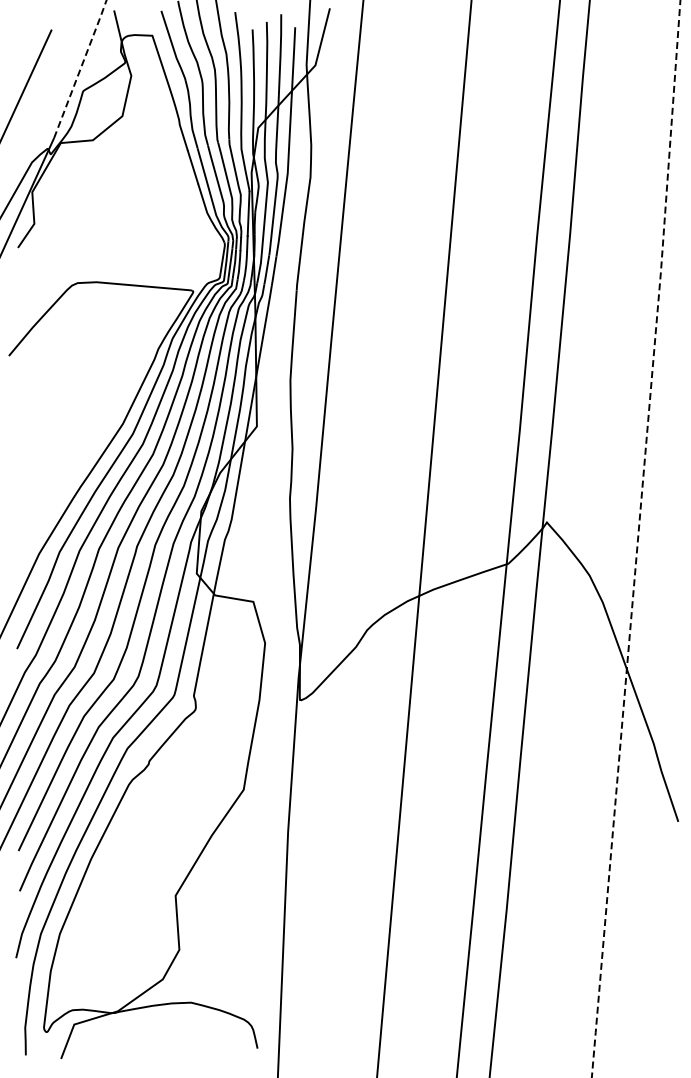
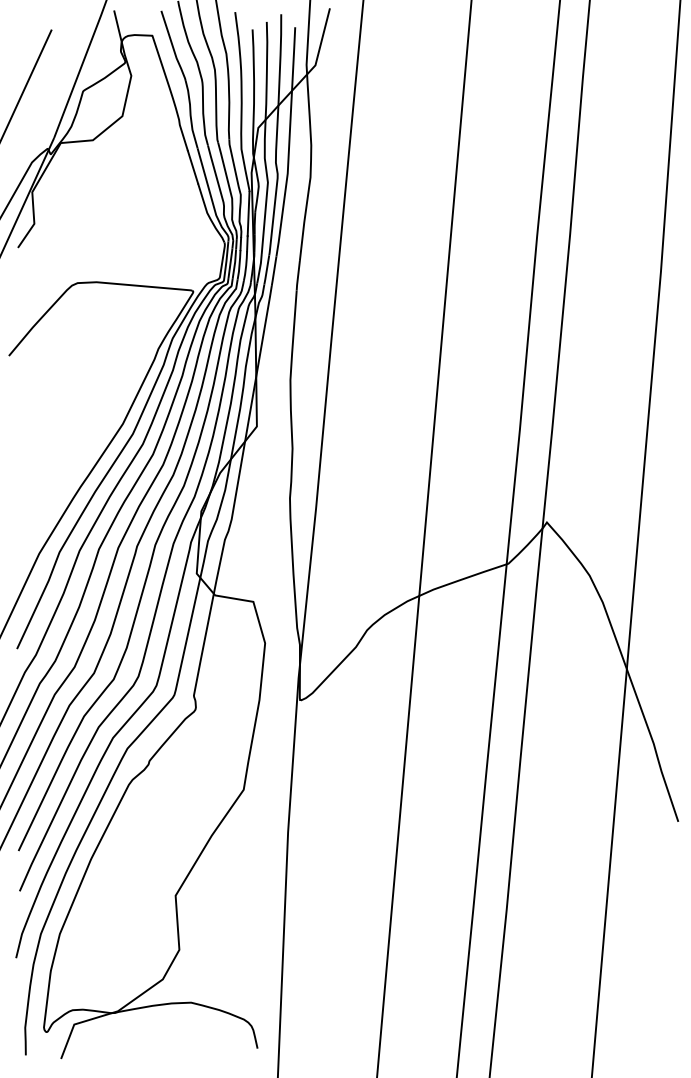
line: dashed -> solid (80, 68)
line: dashed -> solid (637, 539)
